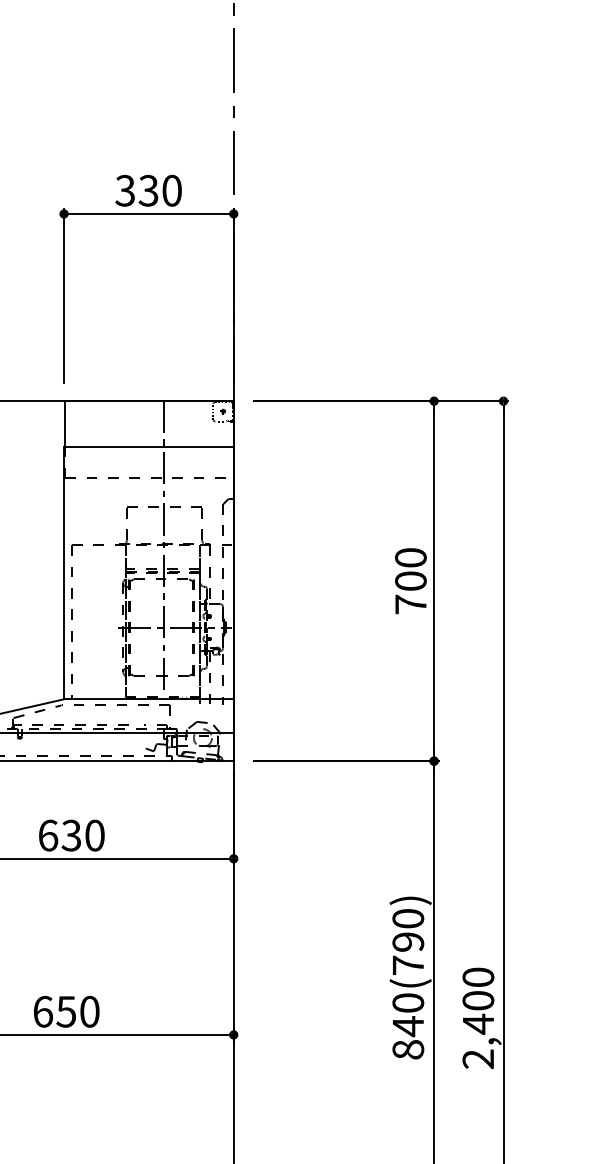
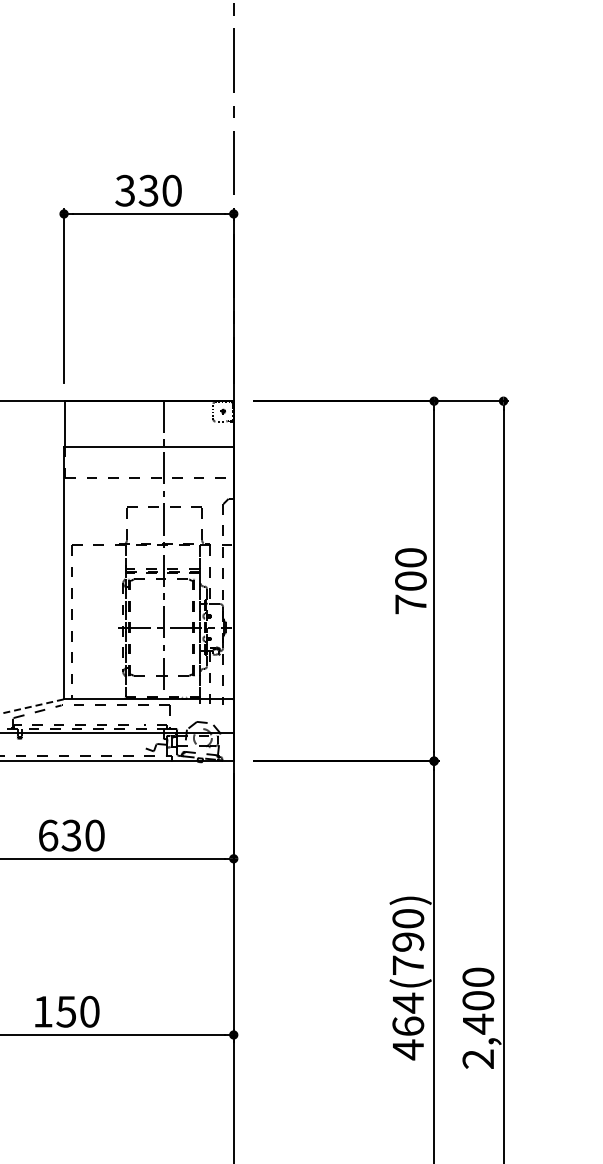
line: solid -> dashed (32, 706)
text: 650 -> 150 (43, 1011)
text: 840(790) -> 464(790) (408, 1026)
